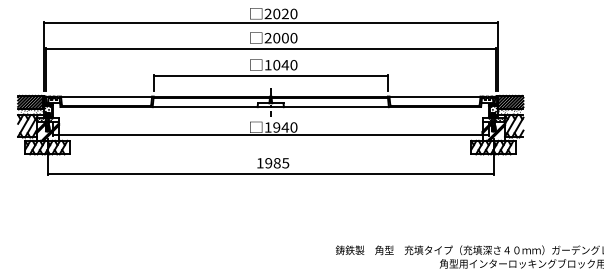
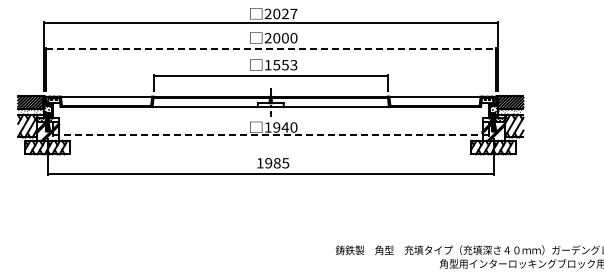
text: 2020 -> 2027 (293, 13)
line: solid -> dashed (270, 48)
text: 1040 -> 1553 (285, 65)
line: solid -> dashed (270, 135)
